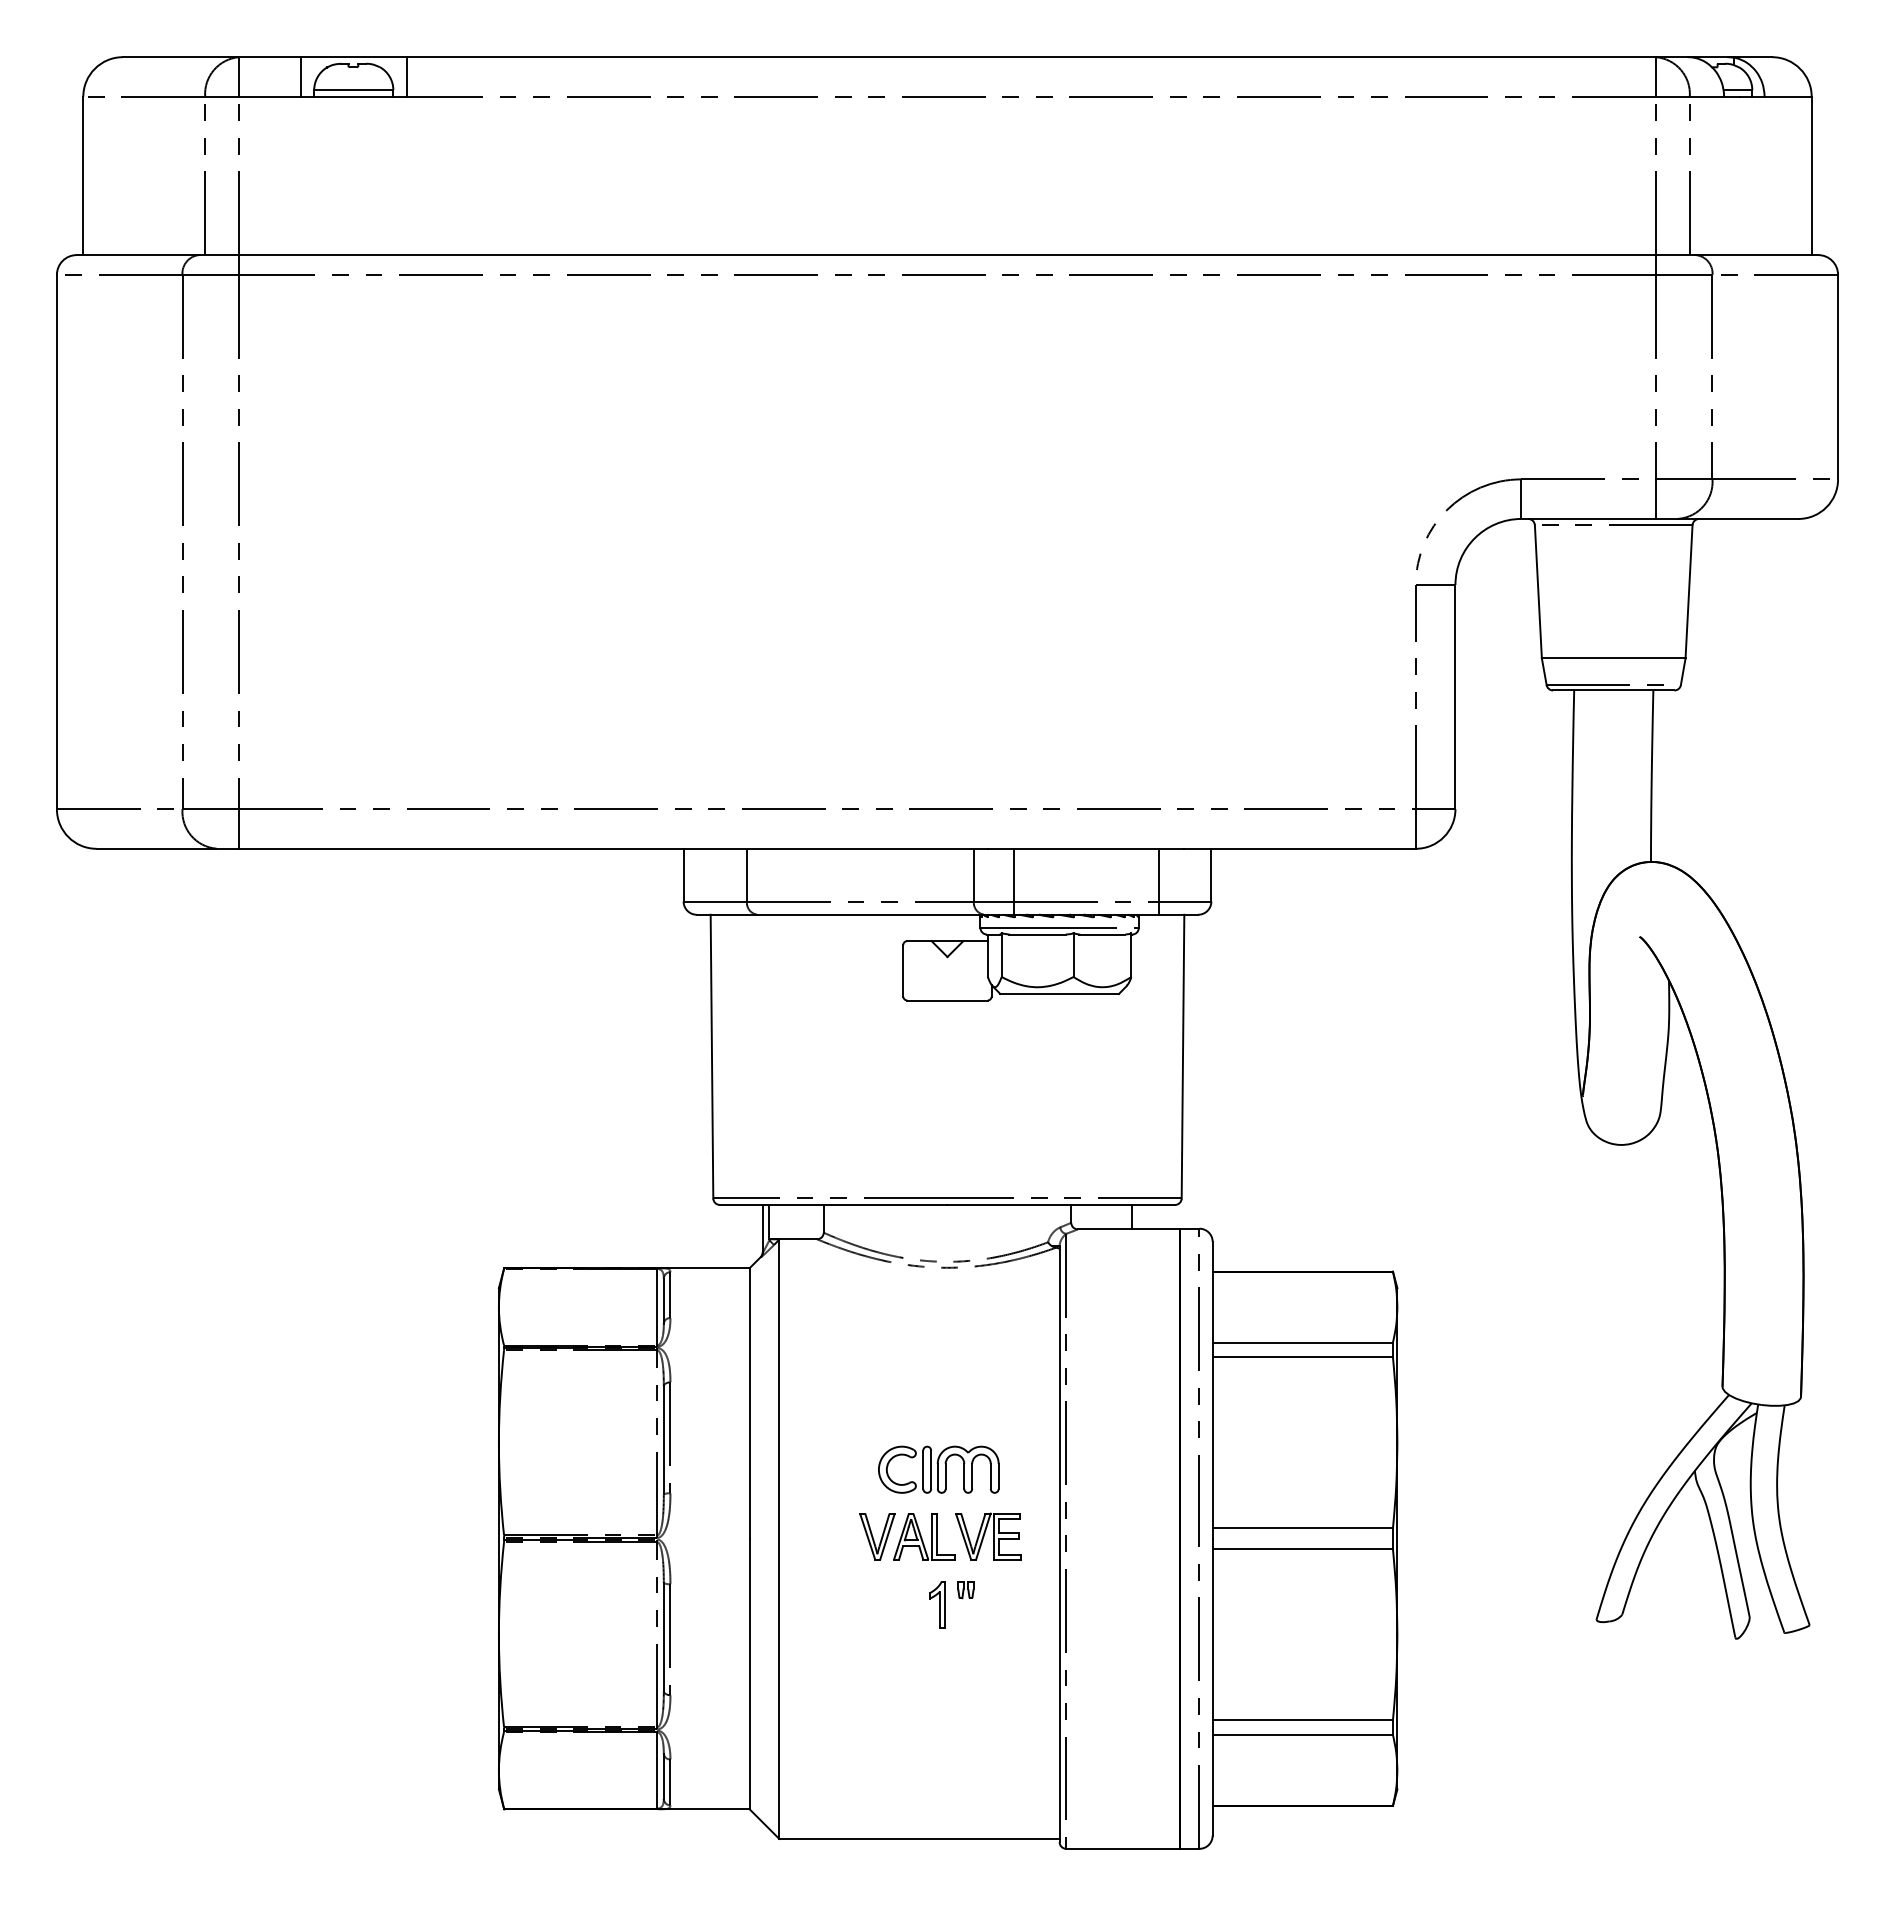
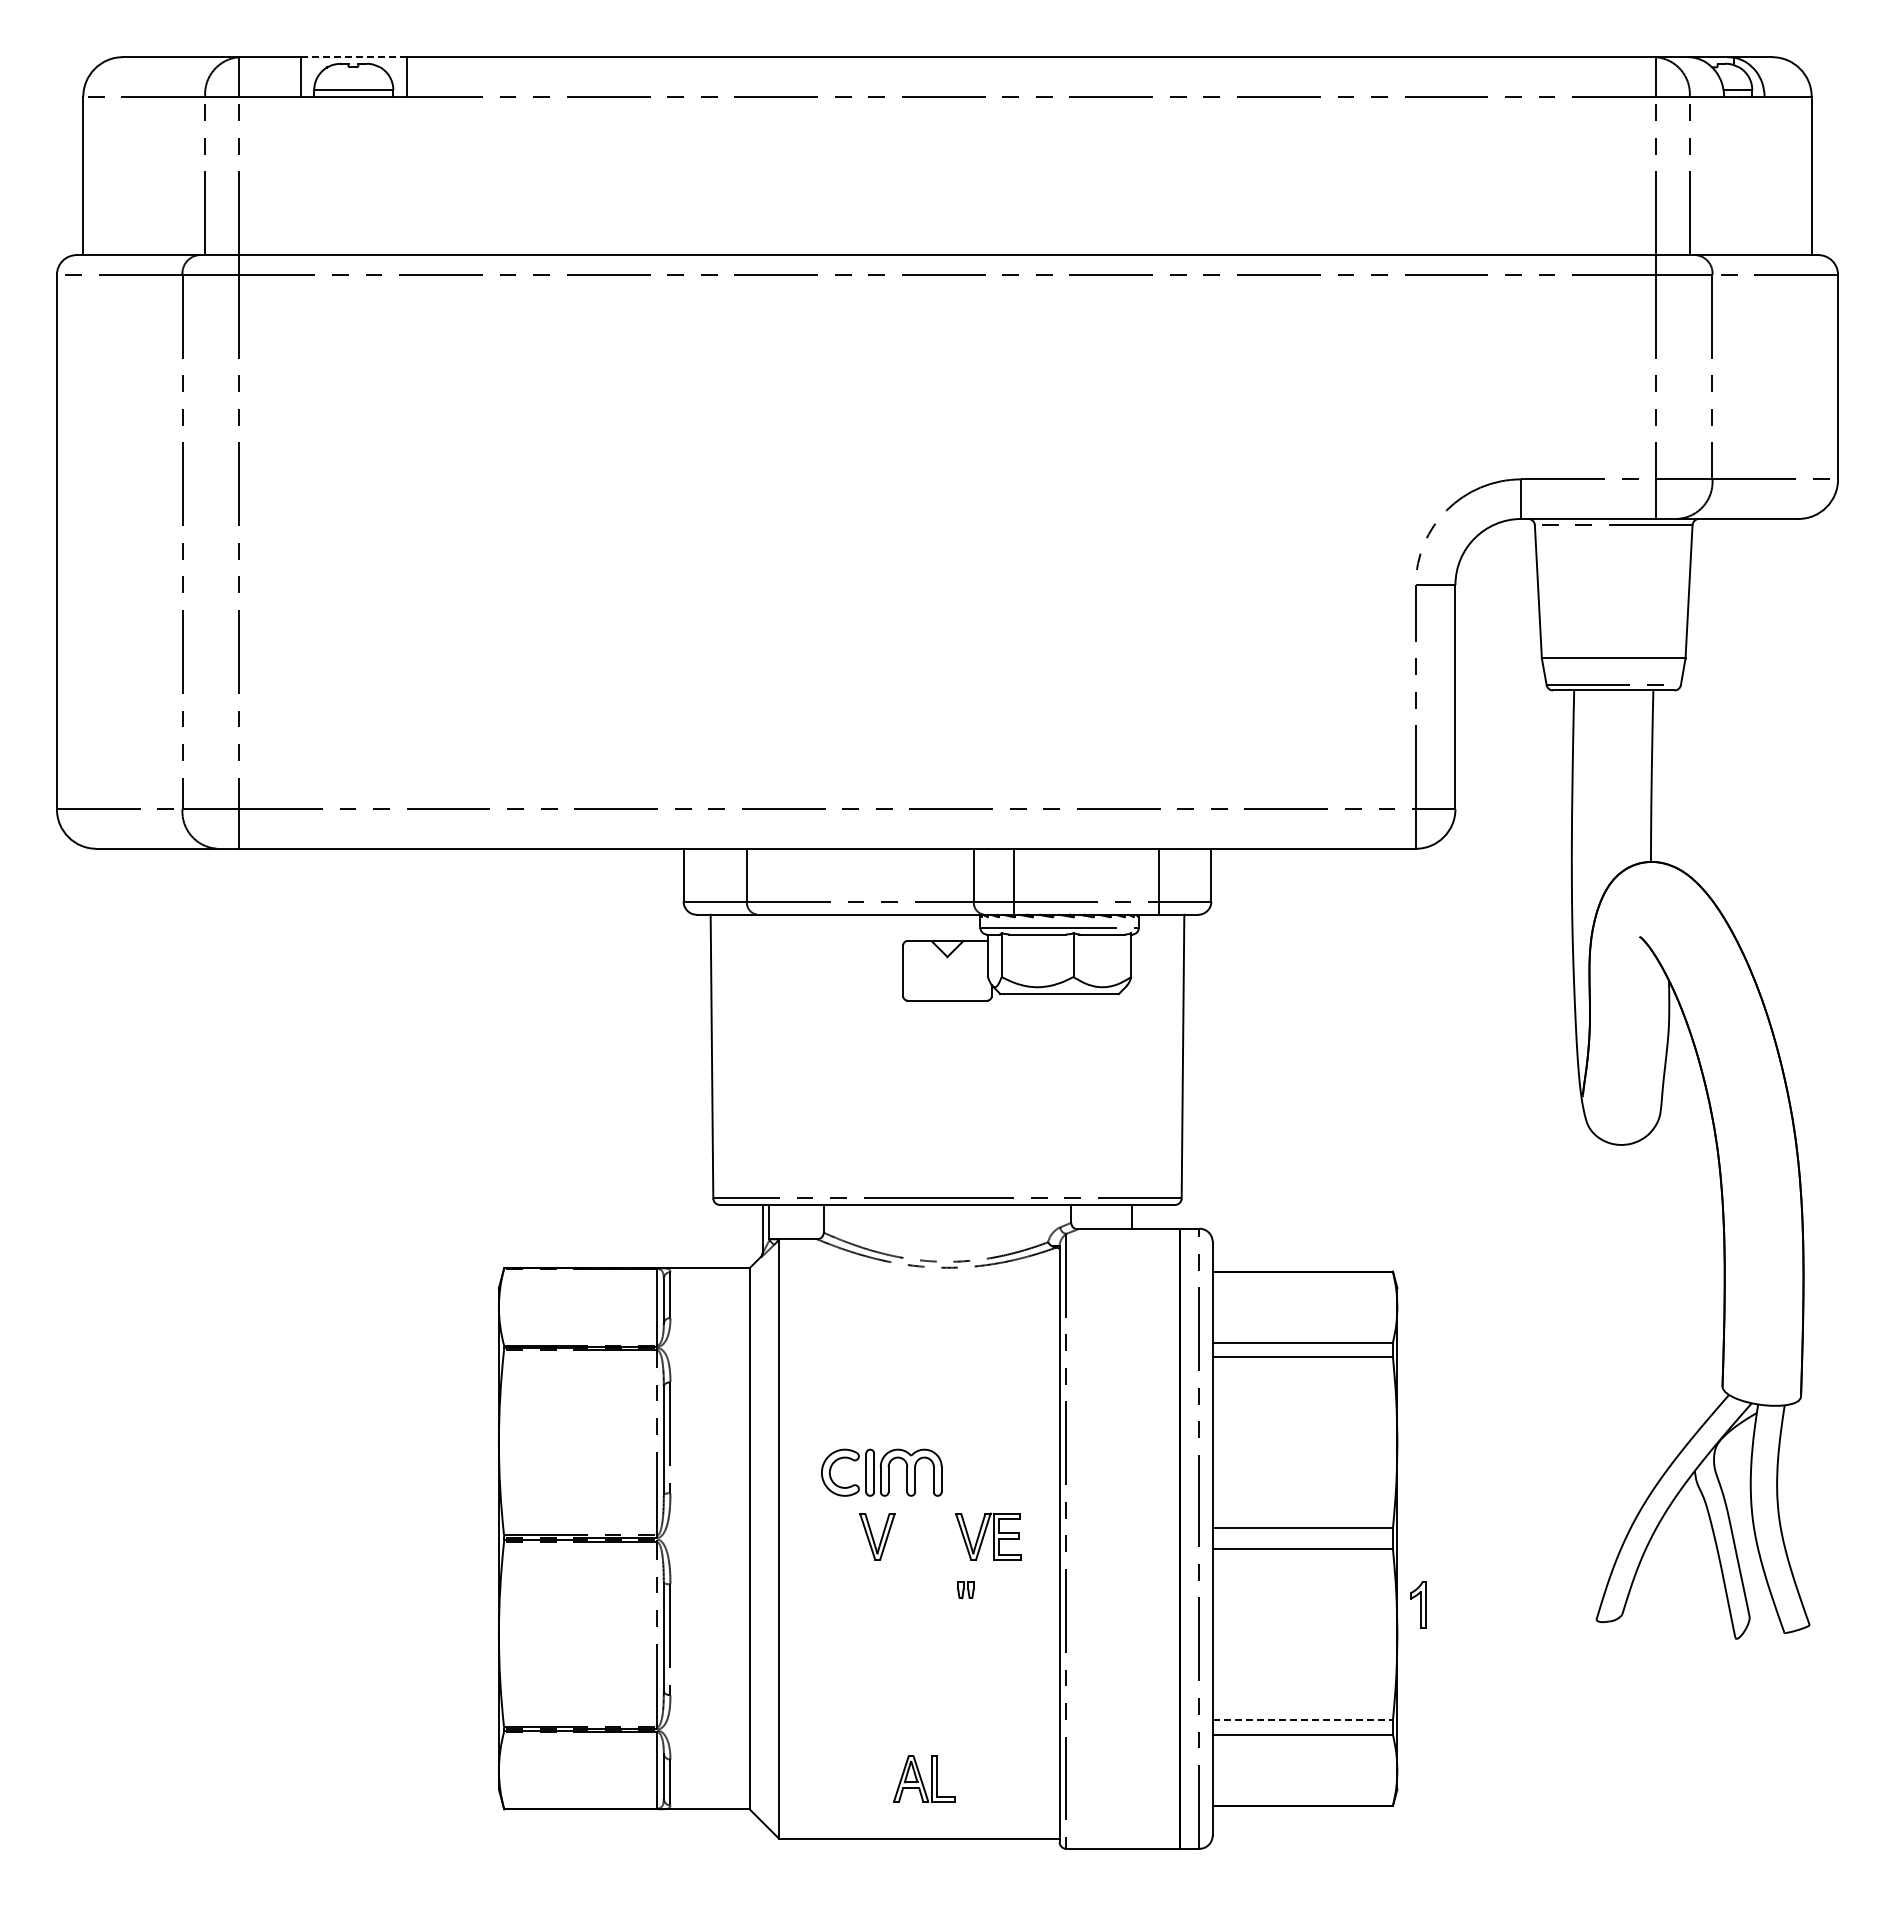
line: solid -> dashed (353, 57)
part position: (938, 1469) -> (881, 1472) (881, 1472)
part position: (924, 1536) -> (924, 1778) (924, 1778)
part position: (937, 1604) -> (1418, 1604) (1418, 1604)
line: solid -> dashed (1303, 1720)
